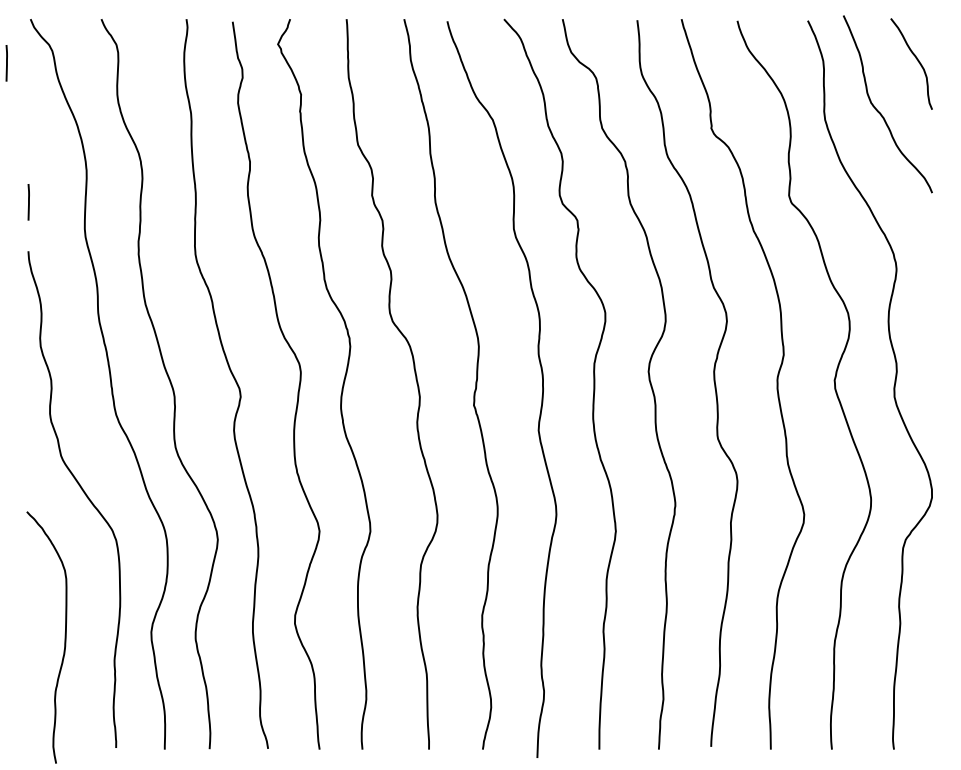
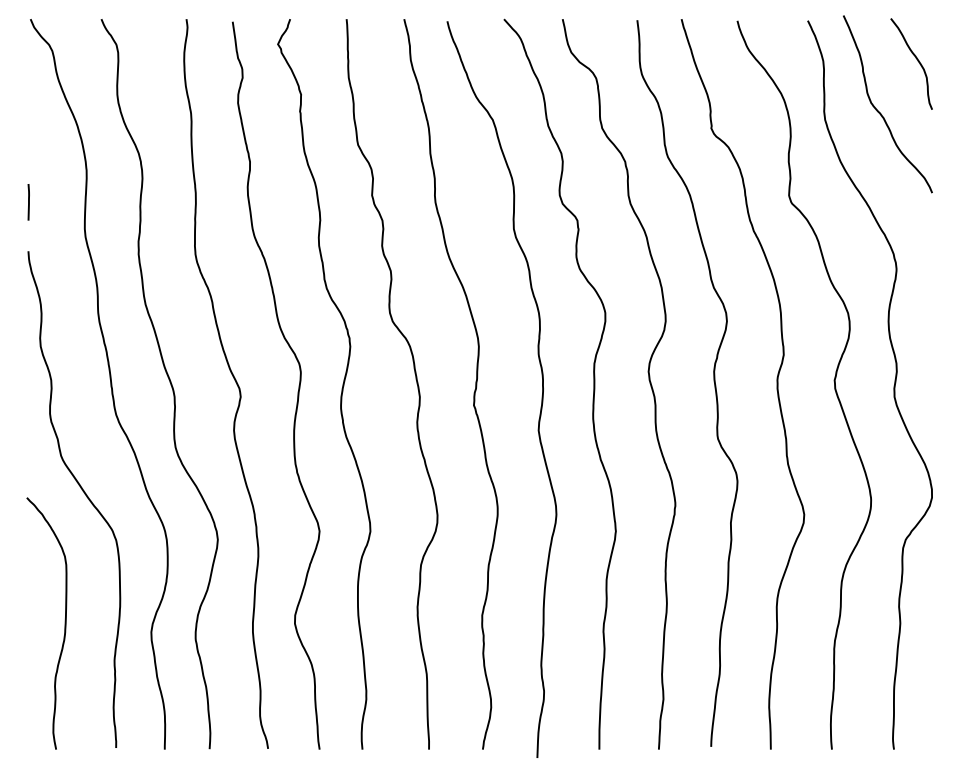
line: present -> none (6, 63)
curve position: (64, 637) -> (64, 623) (64, 623)
